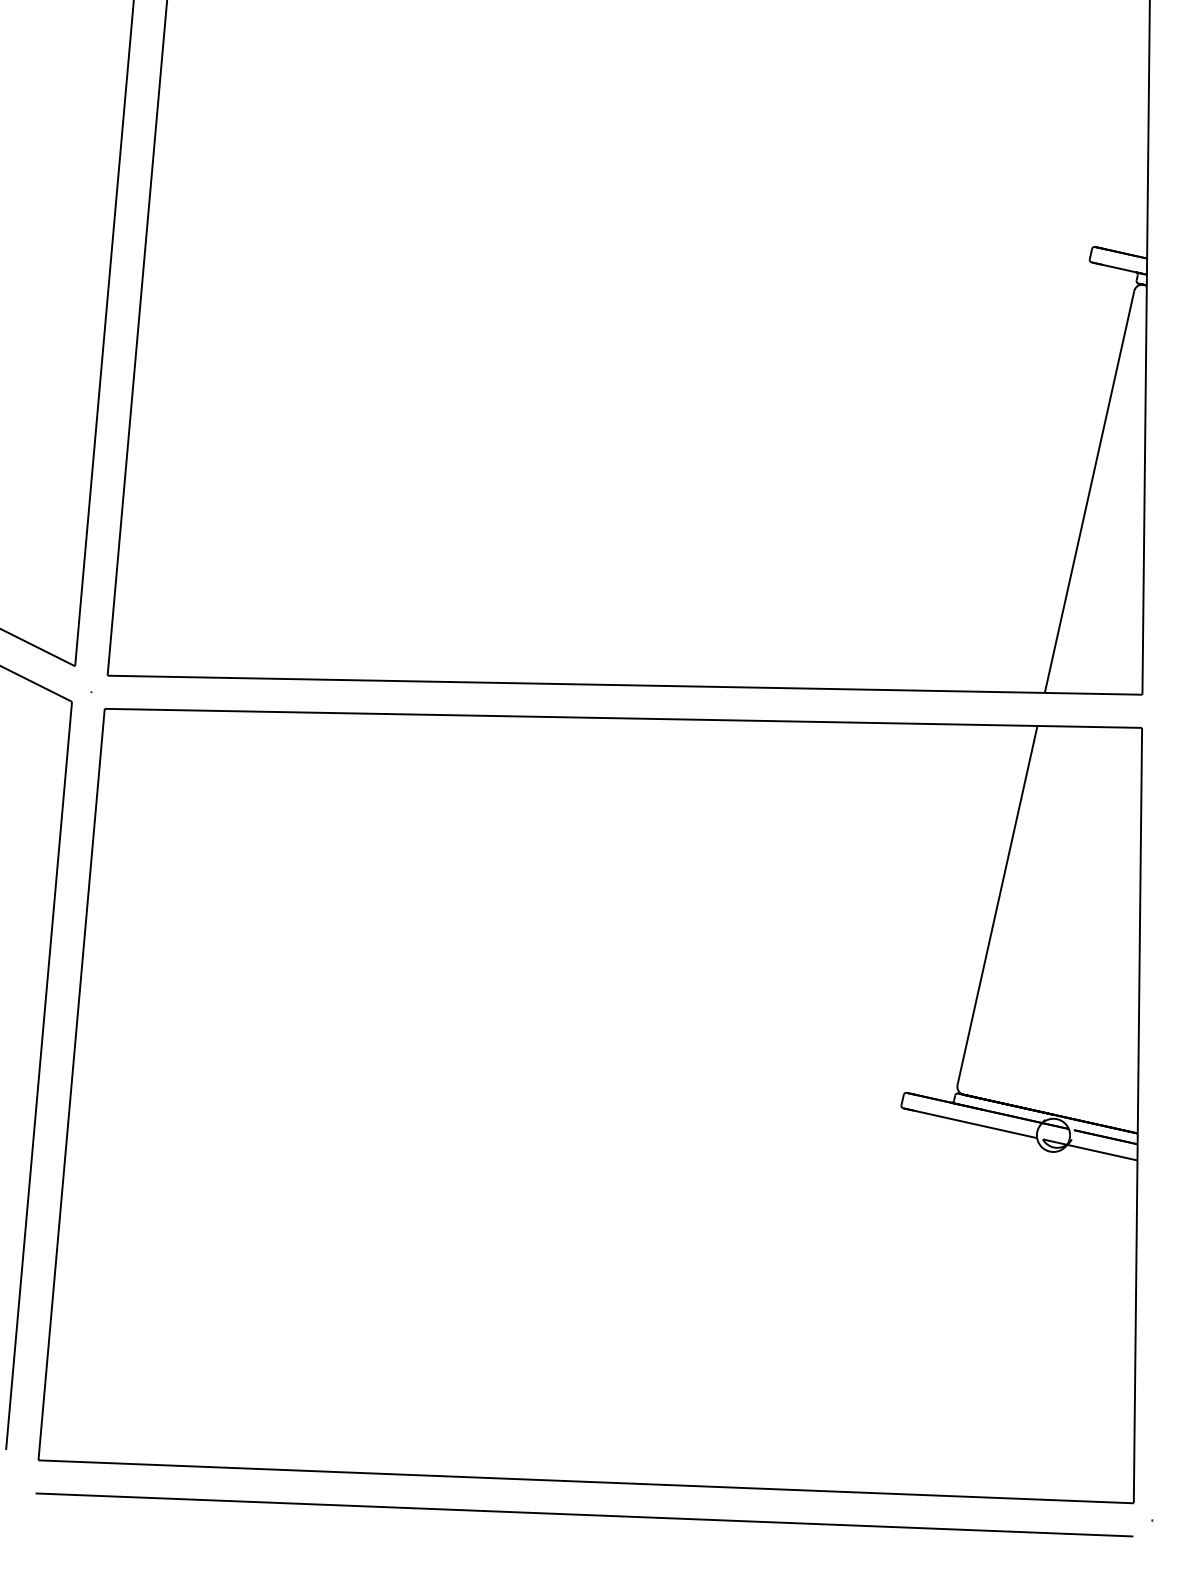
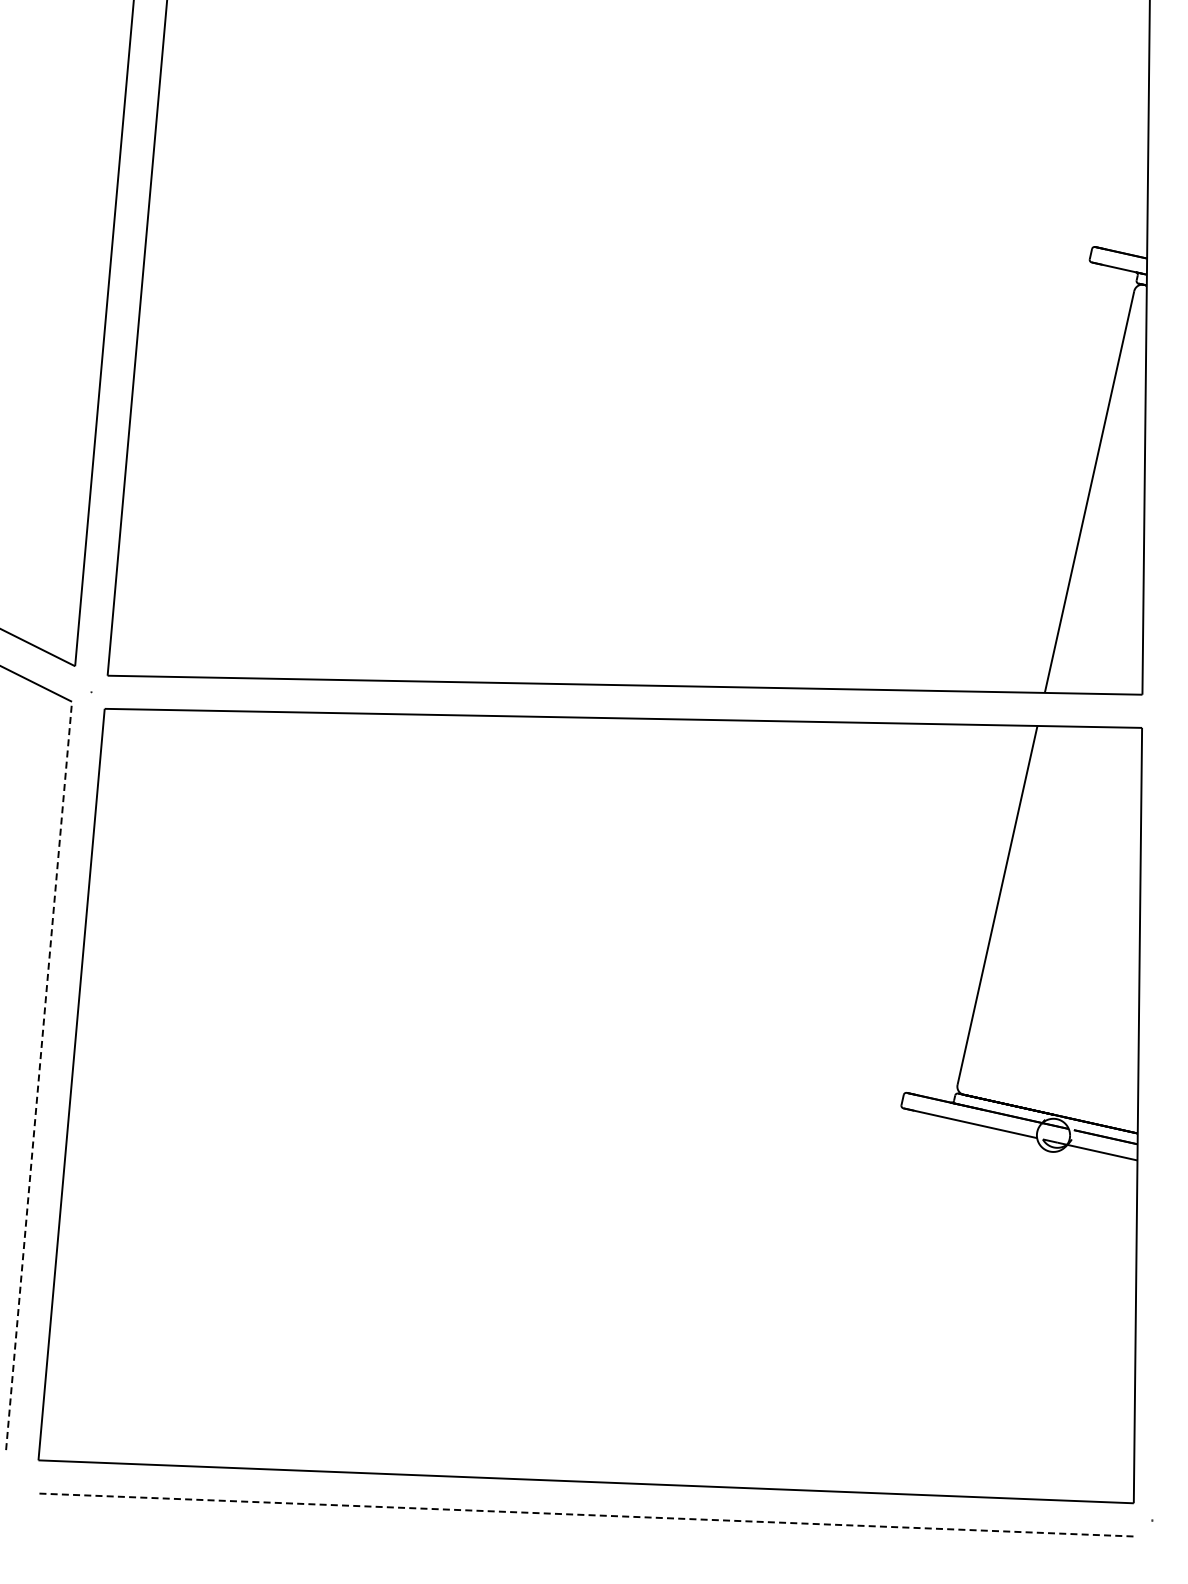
line: solid -> dashed (39, 1075)
line: solid -> dashed (584, 1514)
